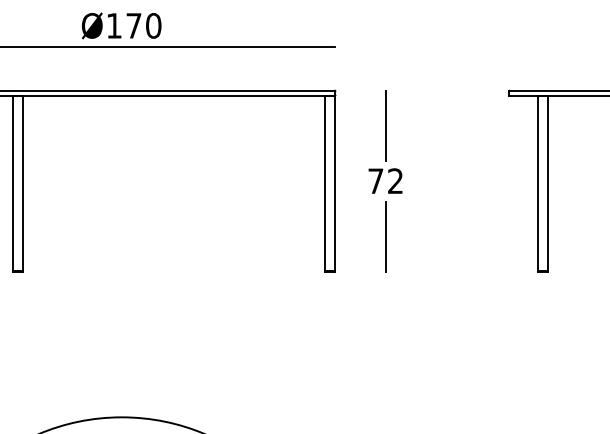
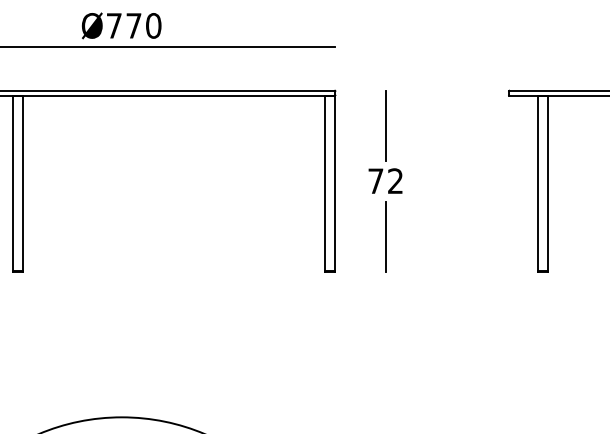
text: Ø170 -> Ø770 (114, 25)
